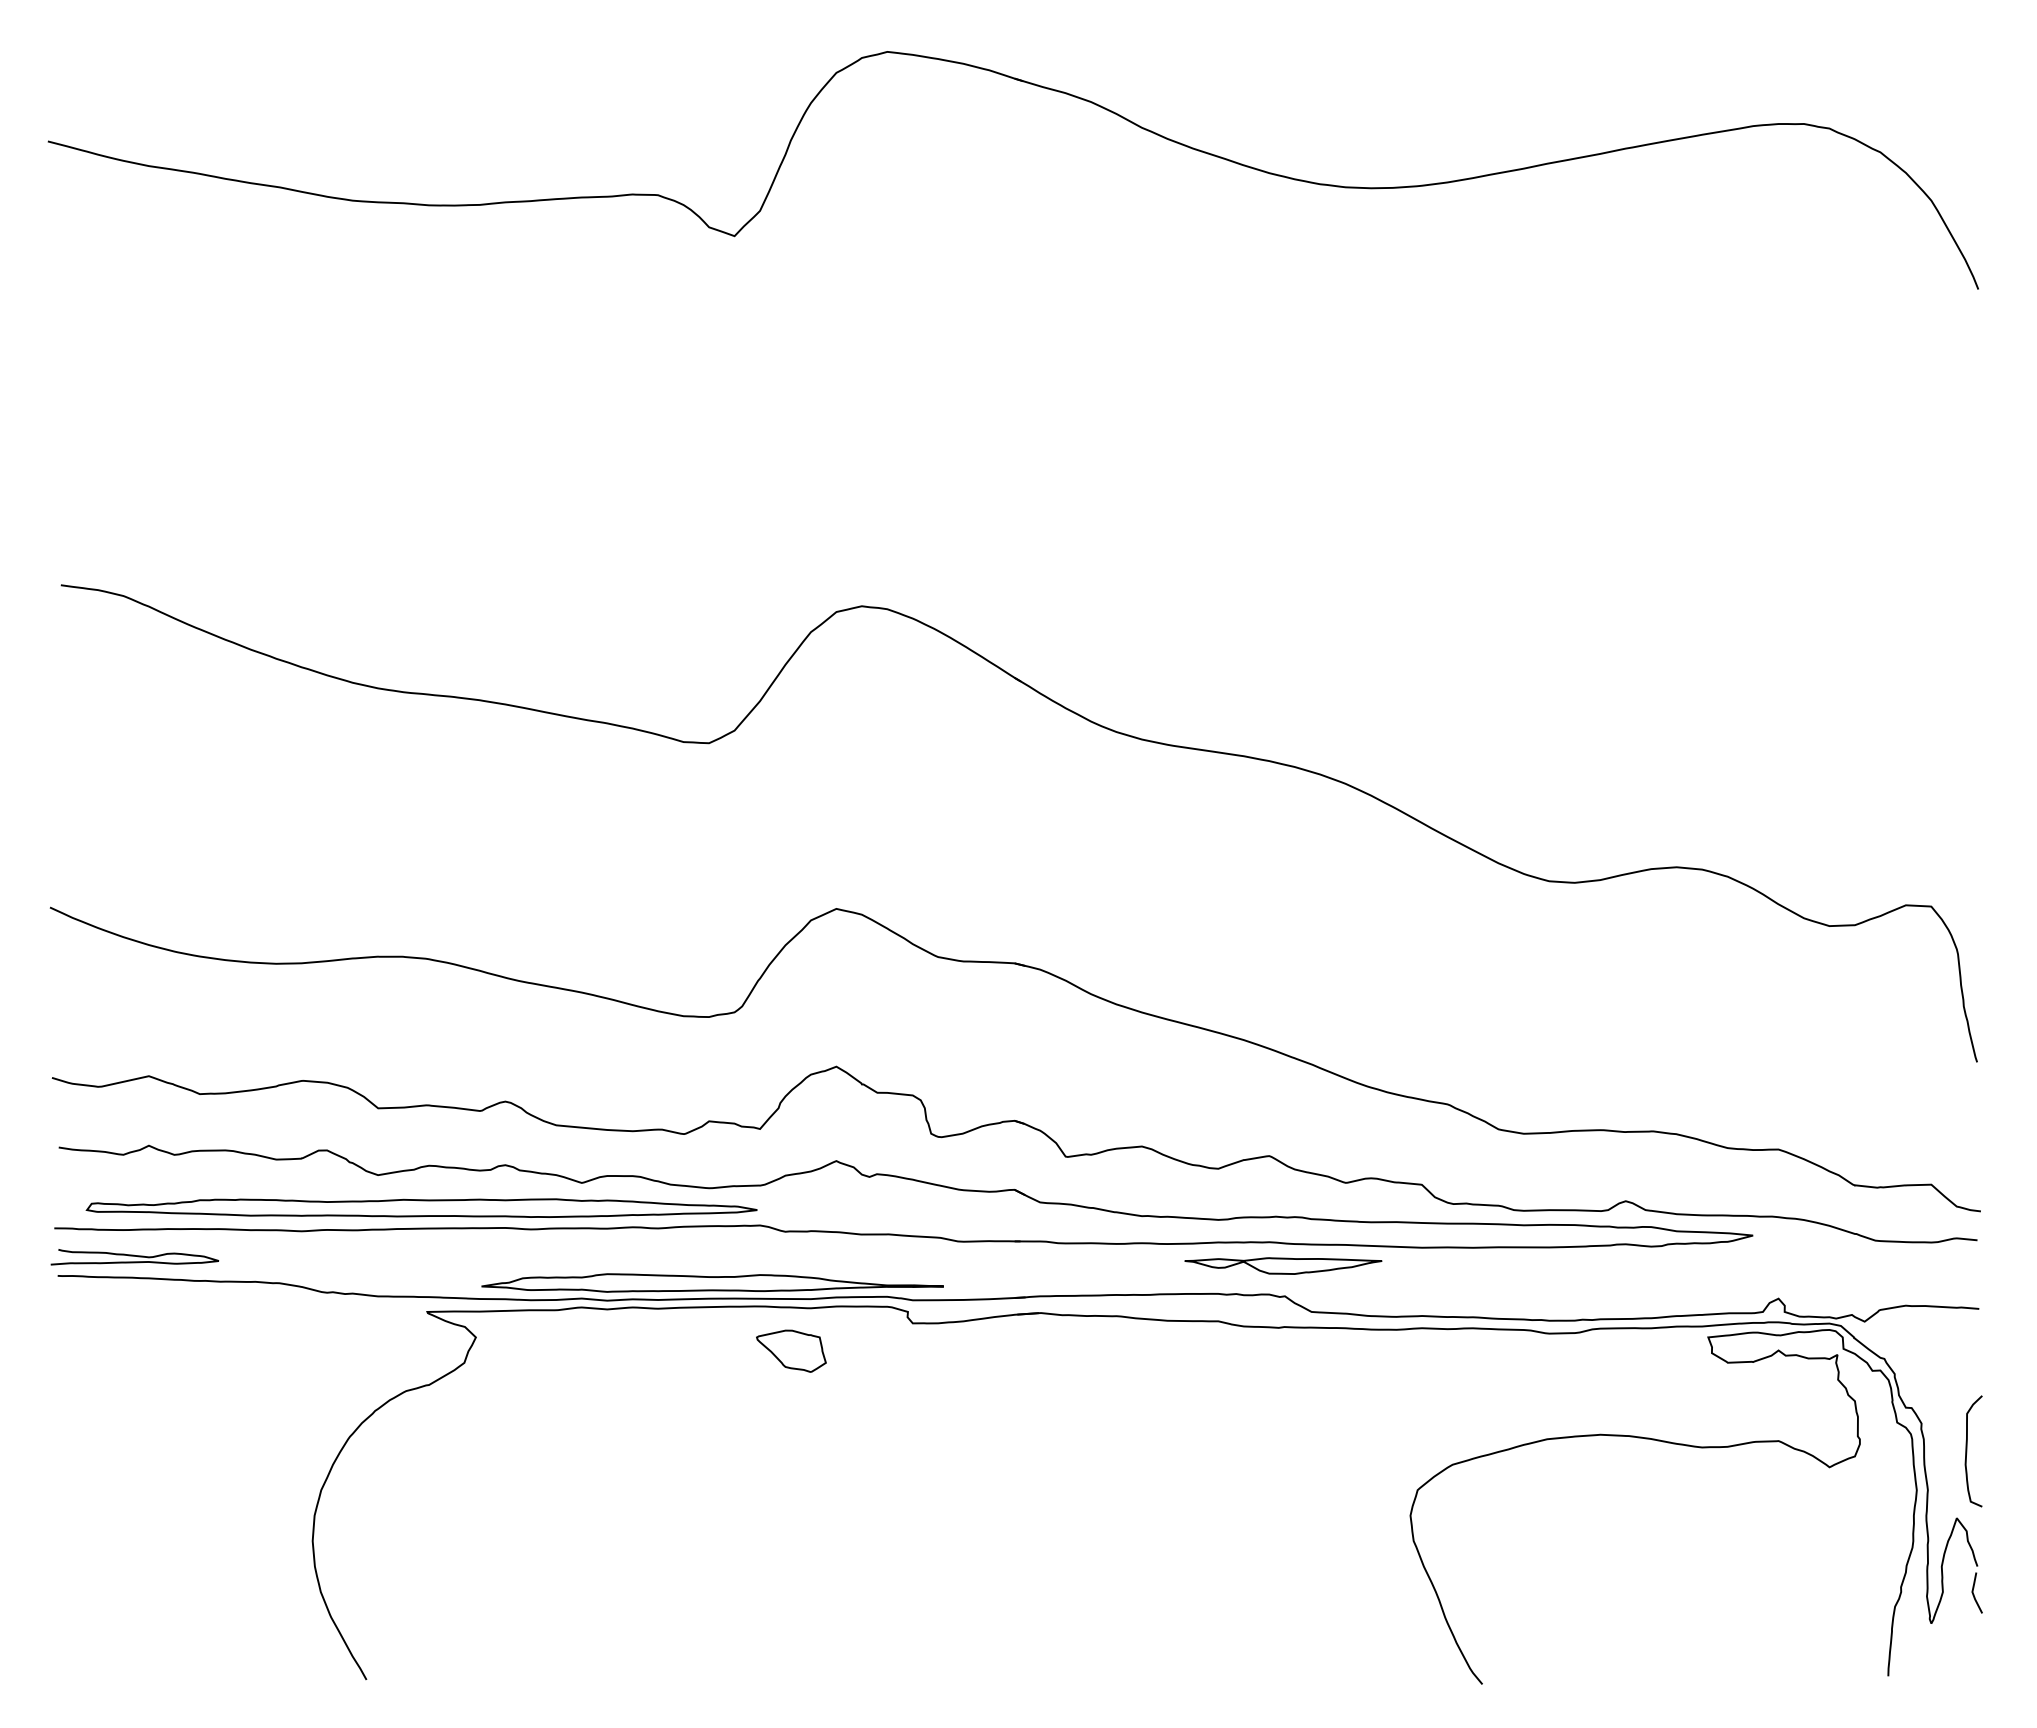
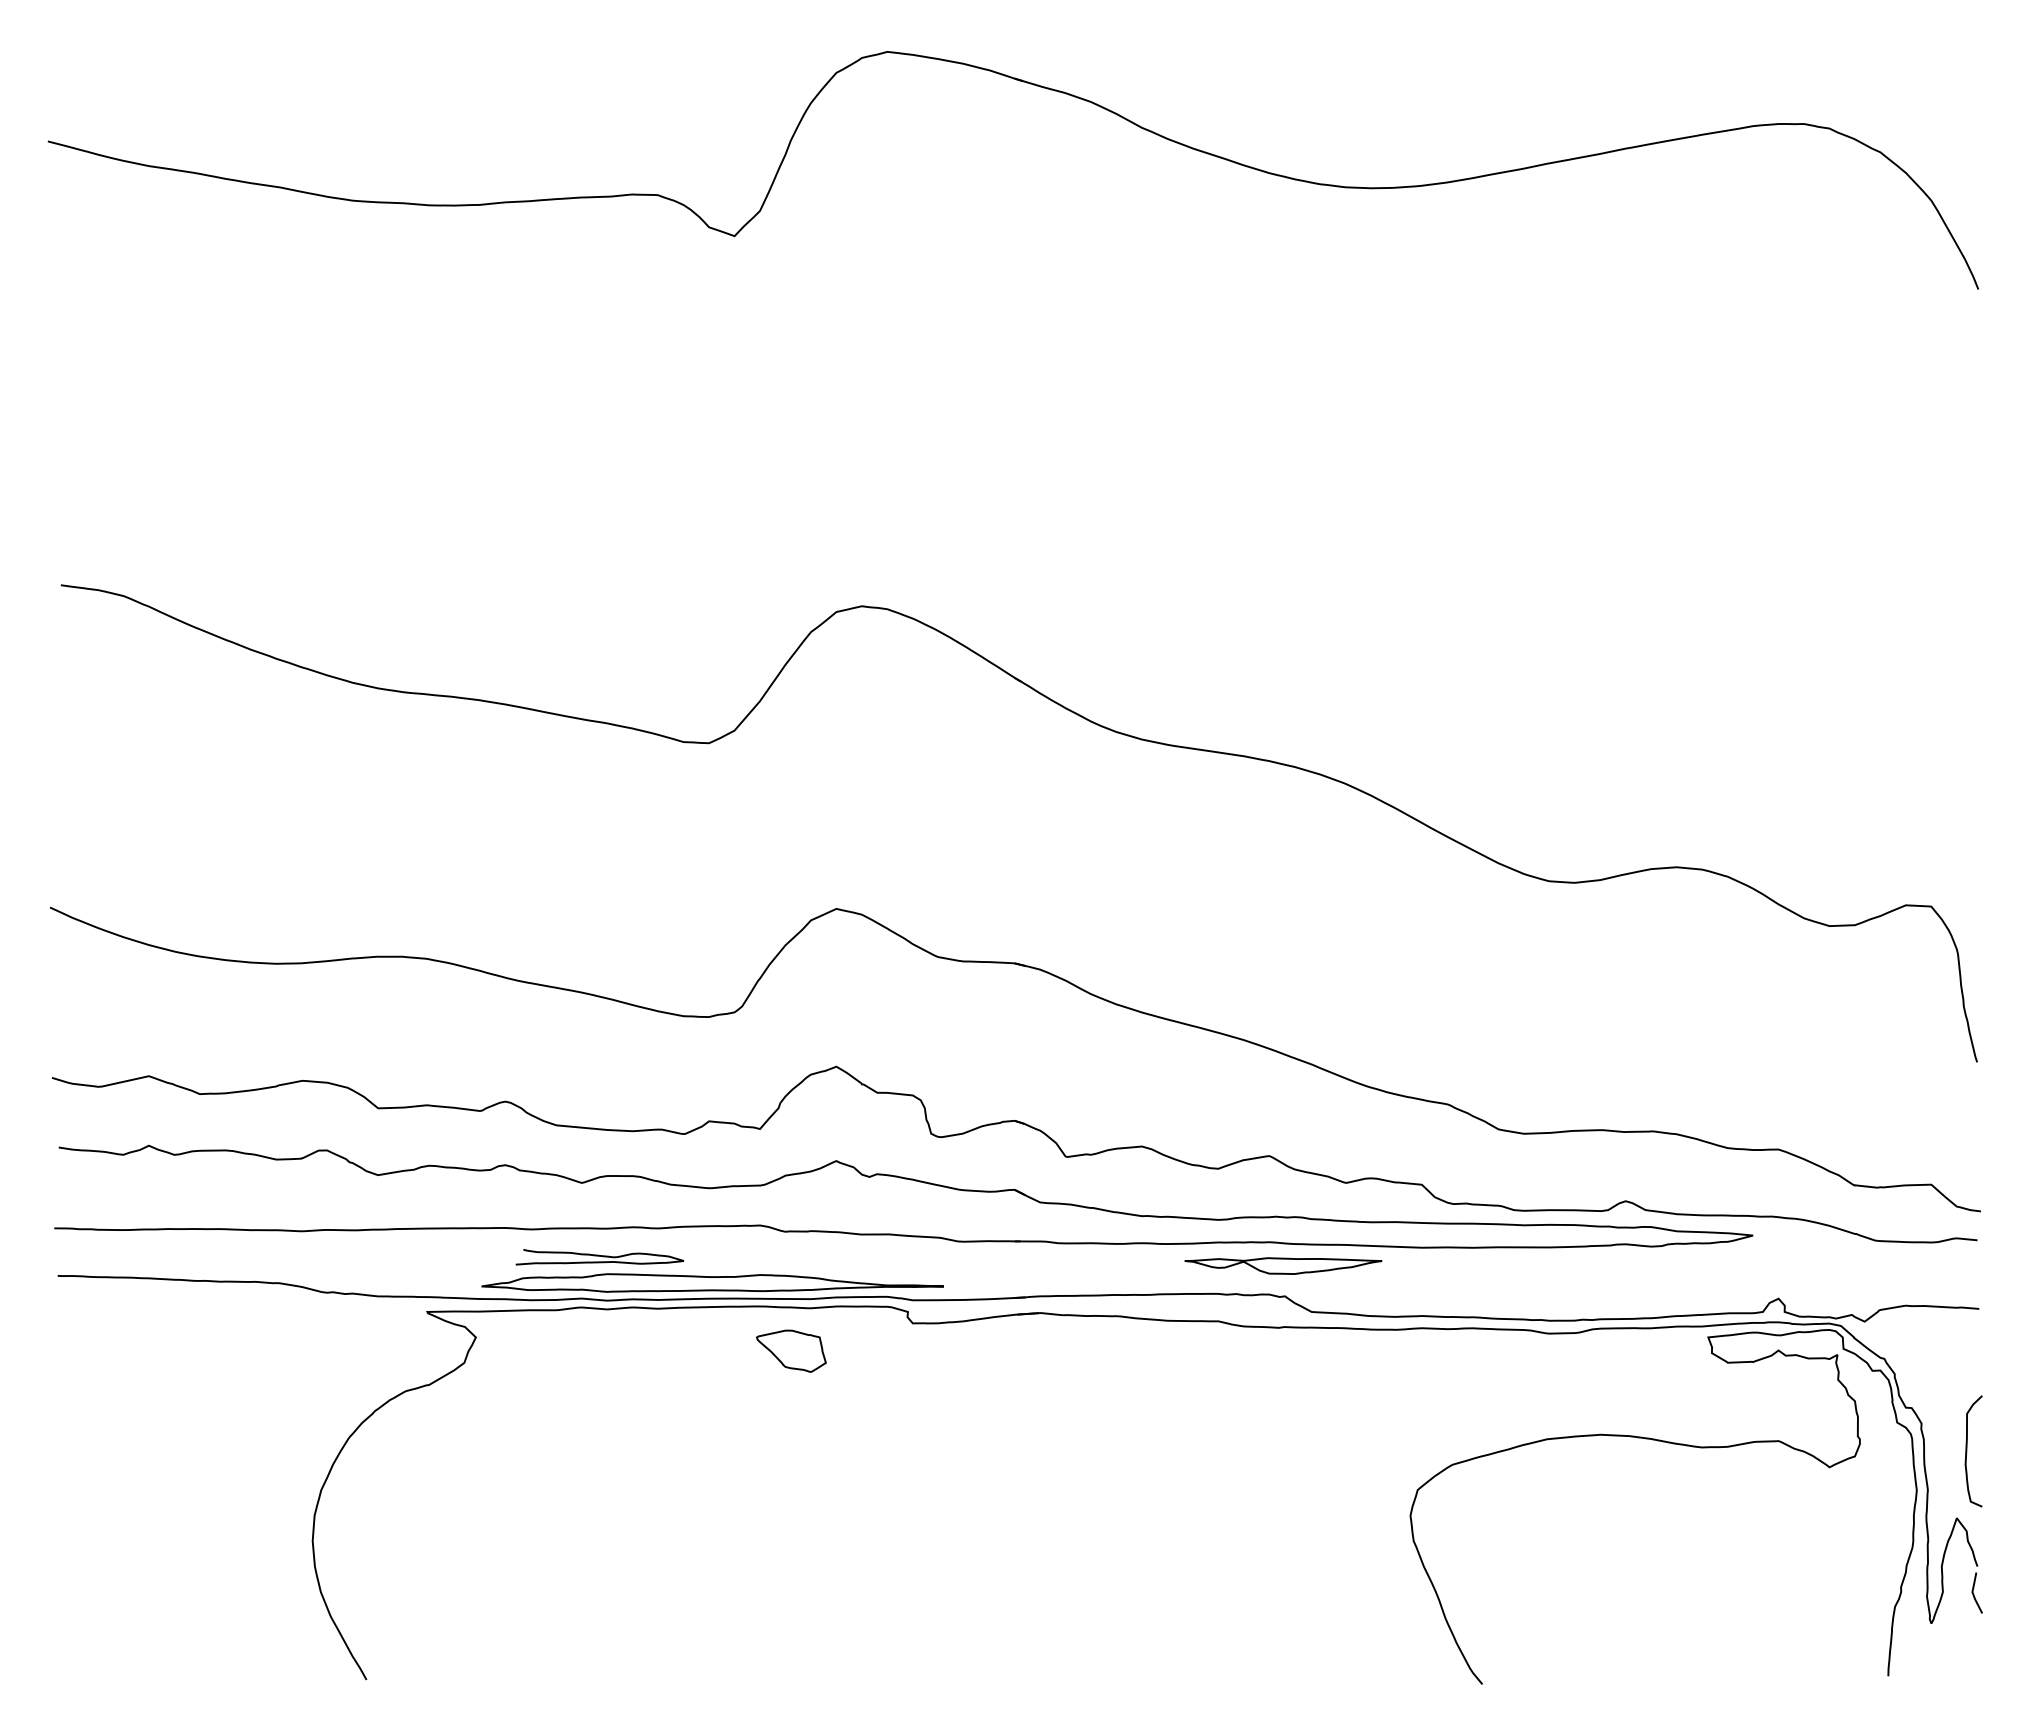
part: present -> none (421, 1207)
curve position: (134, 1256) -> (599, 1256) (599, 1256)
